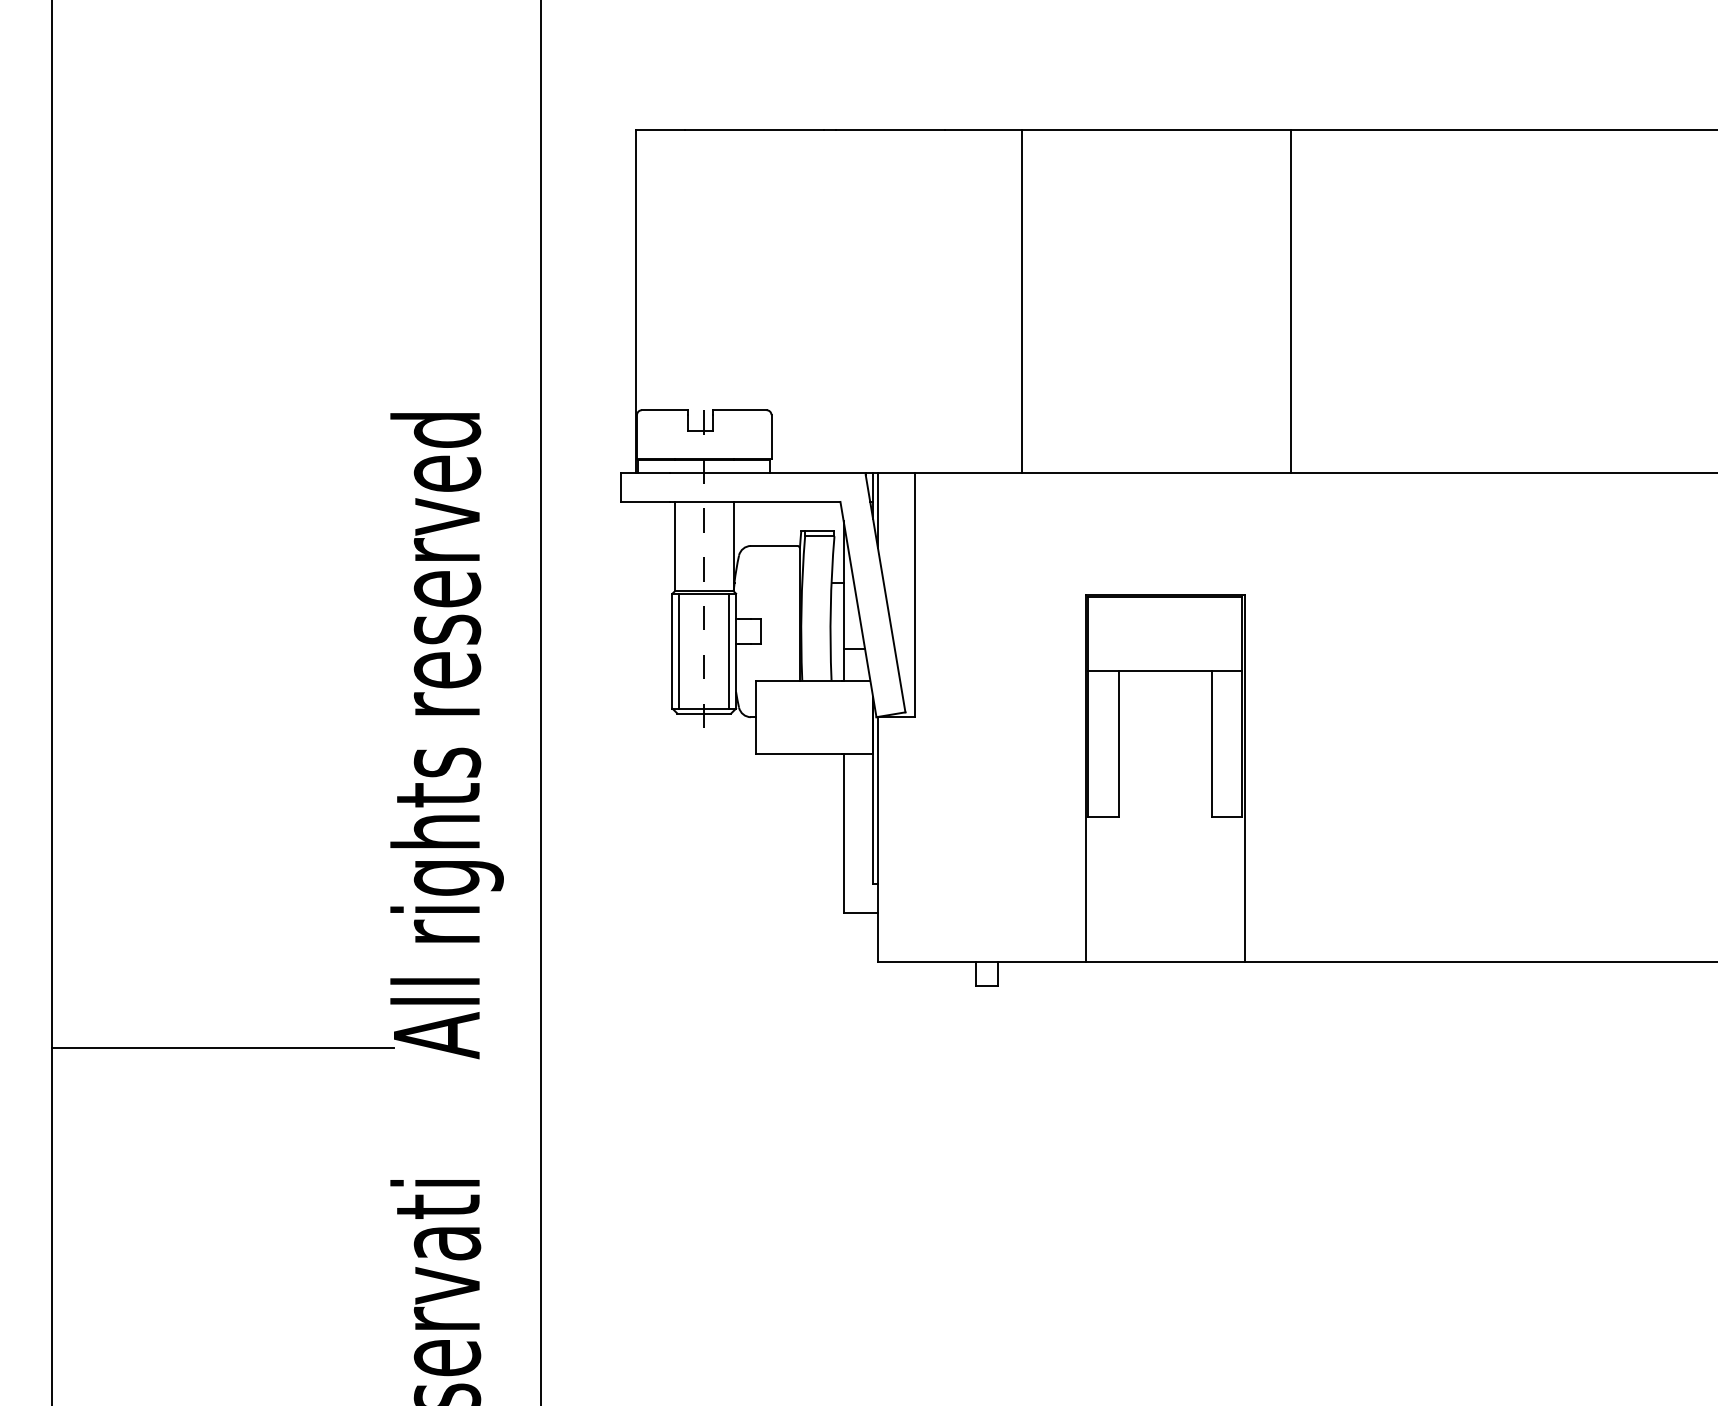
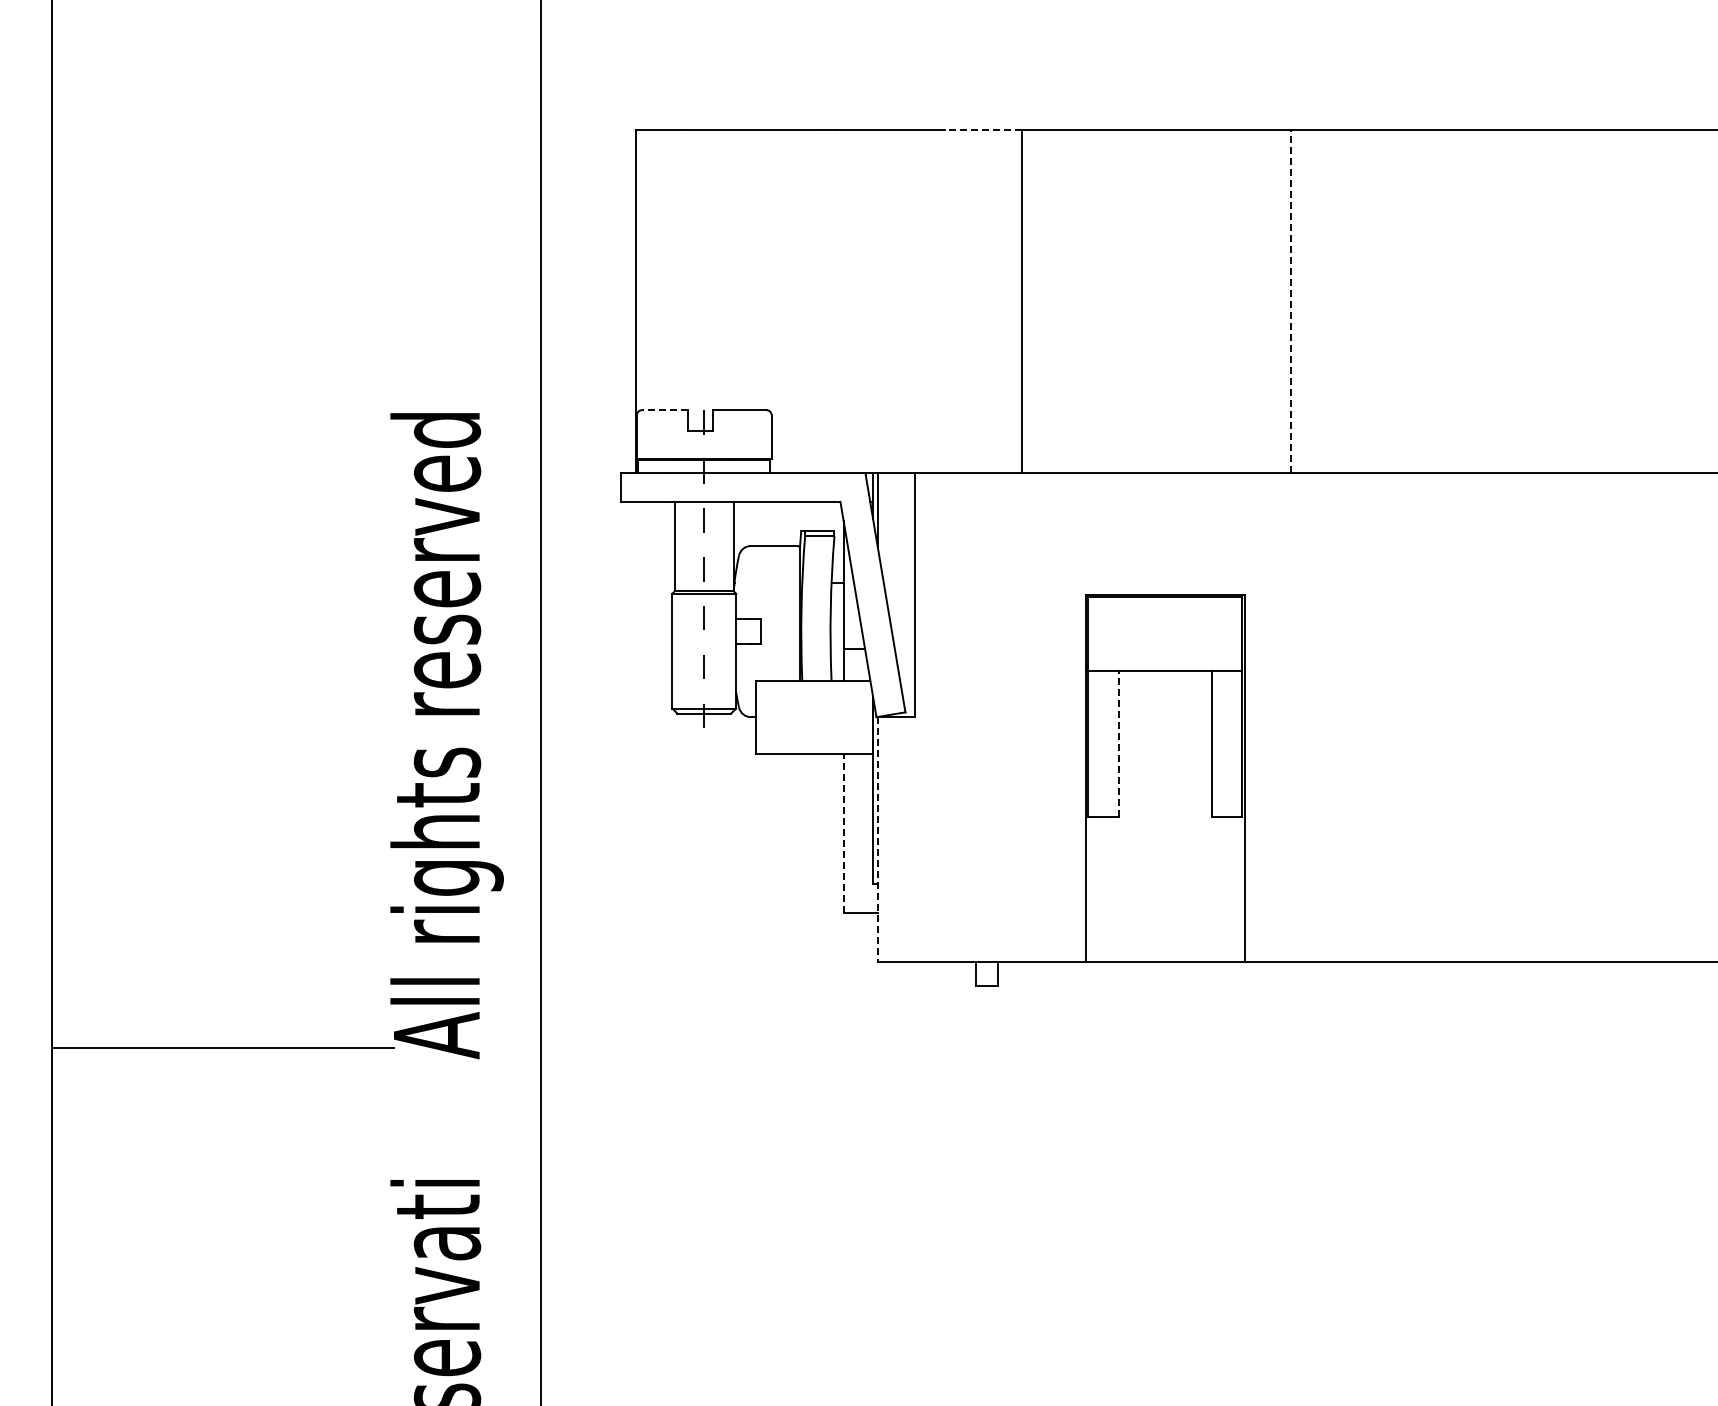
line: solid -> dashed (983, 130)
line: solid -> dashed (1291, 300)
line: solid -> dashed (664, 410)
line: present -> none (679, 650)
line: present -> none (729, 650)
line: solid -> dashed (1118, 743)
line: solid -> dashed (843, 832)
line: solid -> dashed (877, 840)
